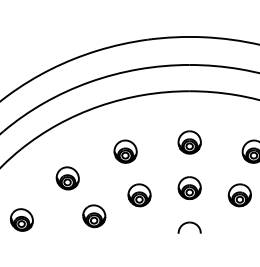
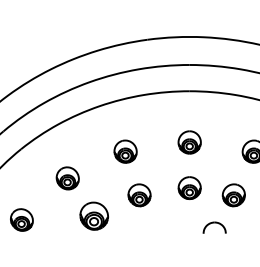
part position: (239, 195) -> (233, 195) (233, 195)
part size: 25x25 px -> 30x30 px (93, 215)
part position: (189, 227) -> (214, 227) (214, 227)
